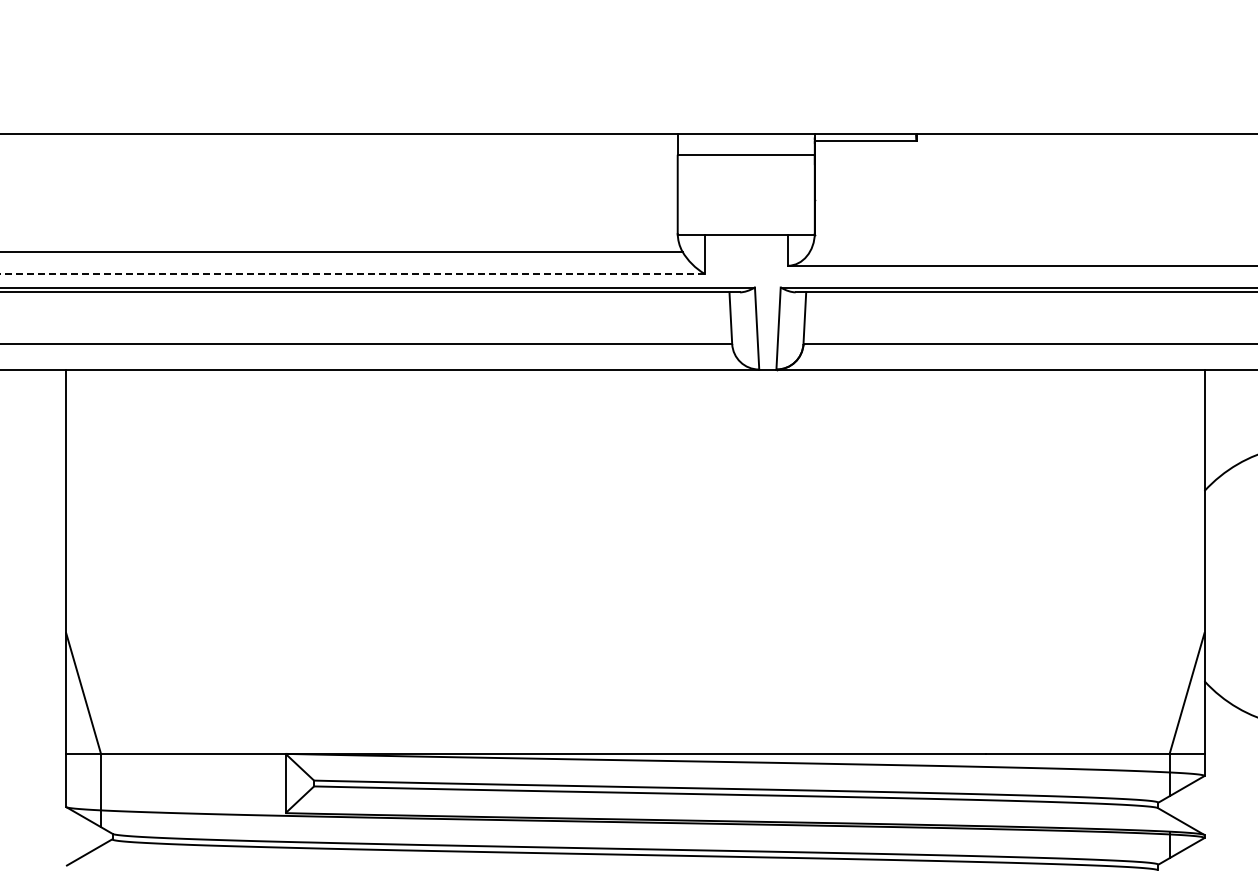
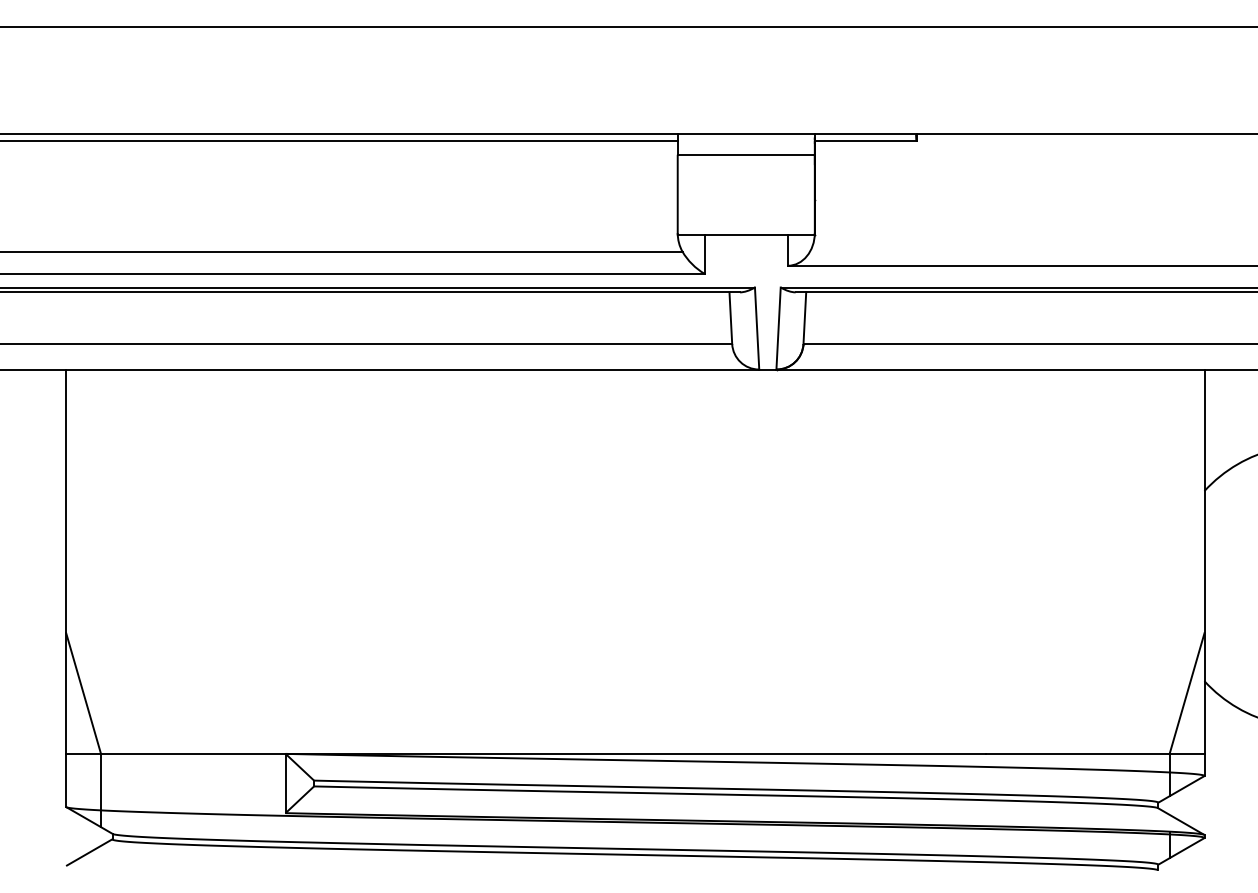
line: none -> present (628, 26)
line: none -> present (339, 141)
line: dashed -> solid (352, 273)
